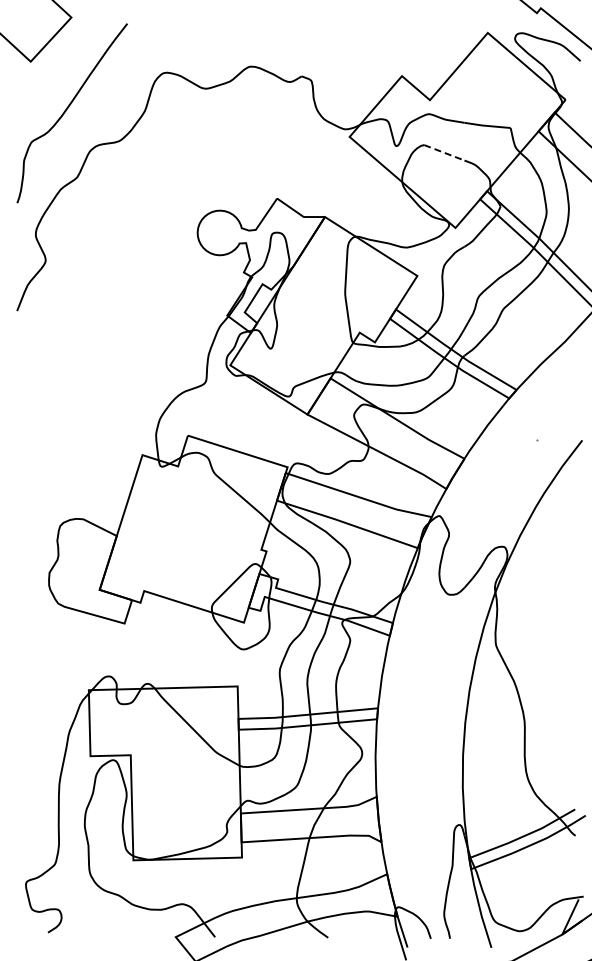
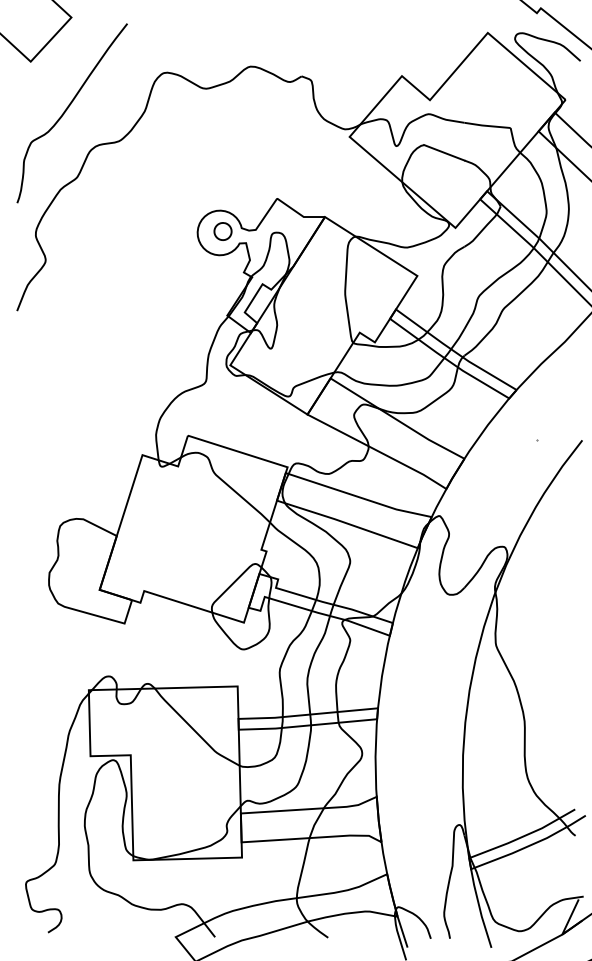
line: dashed -> solid (444, 152)
part: none -> present (222, 231)
